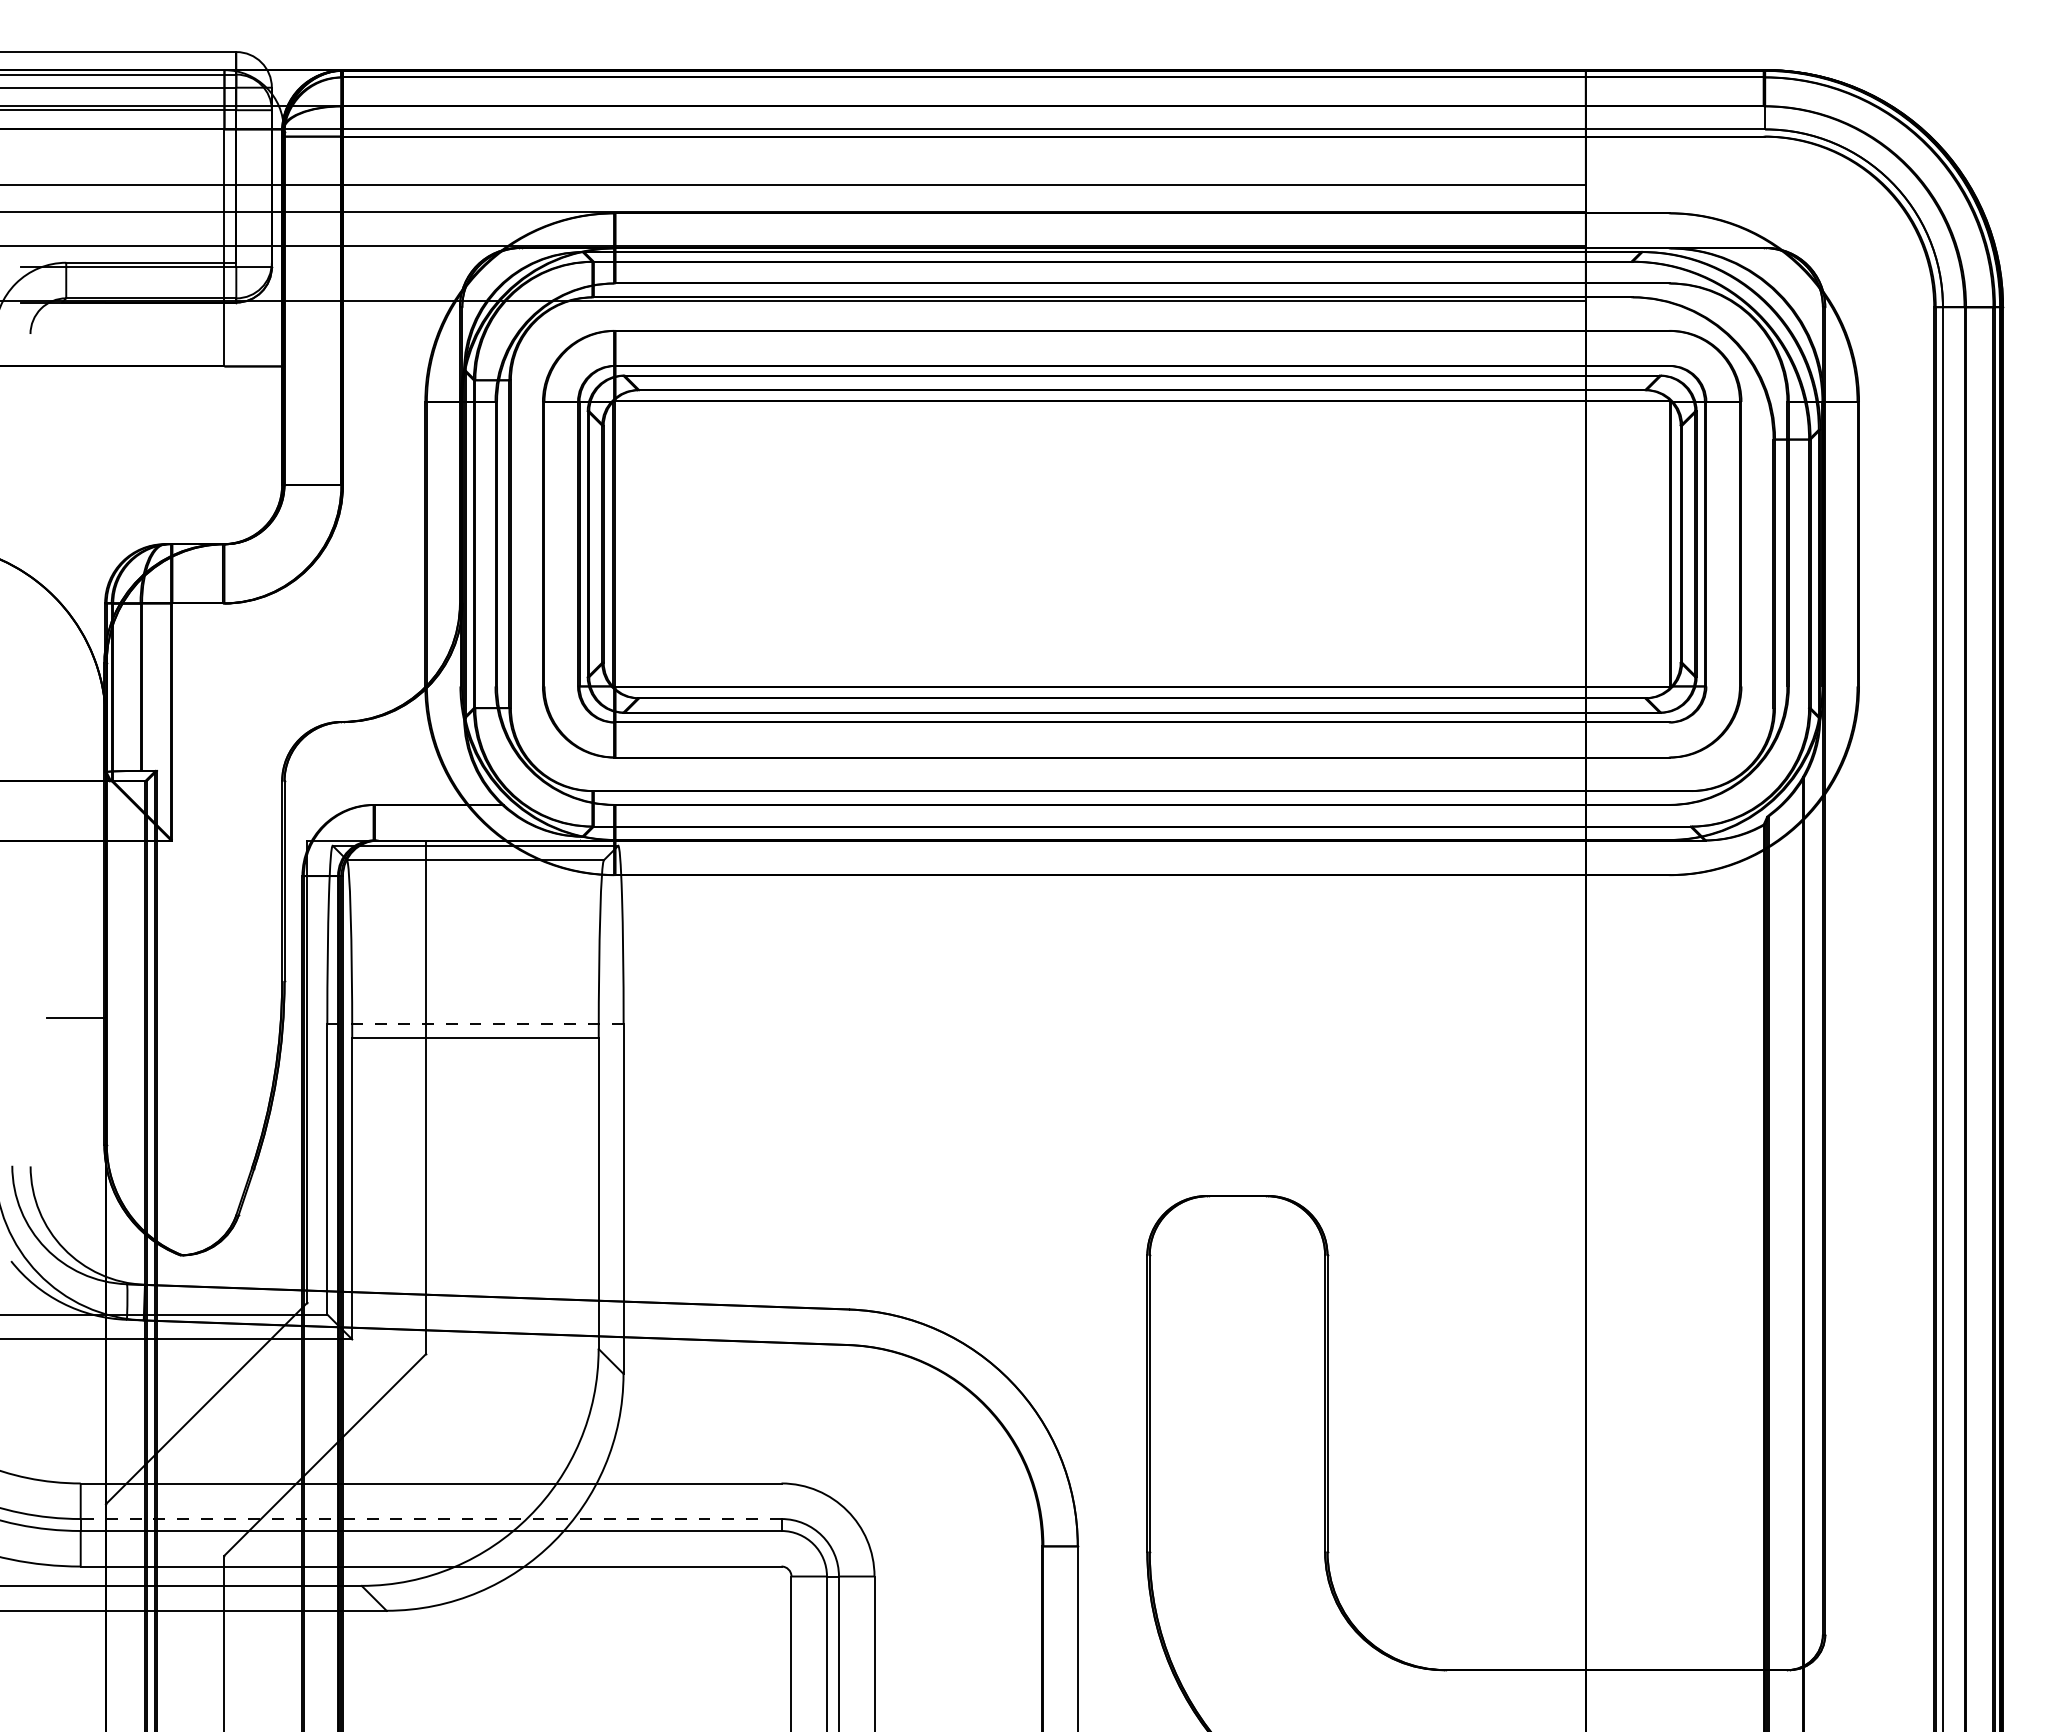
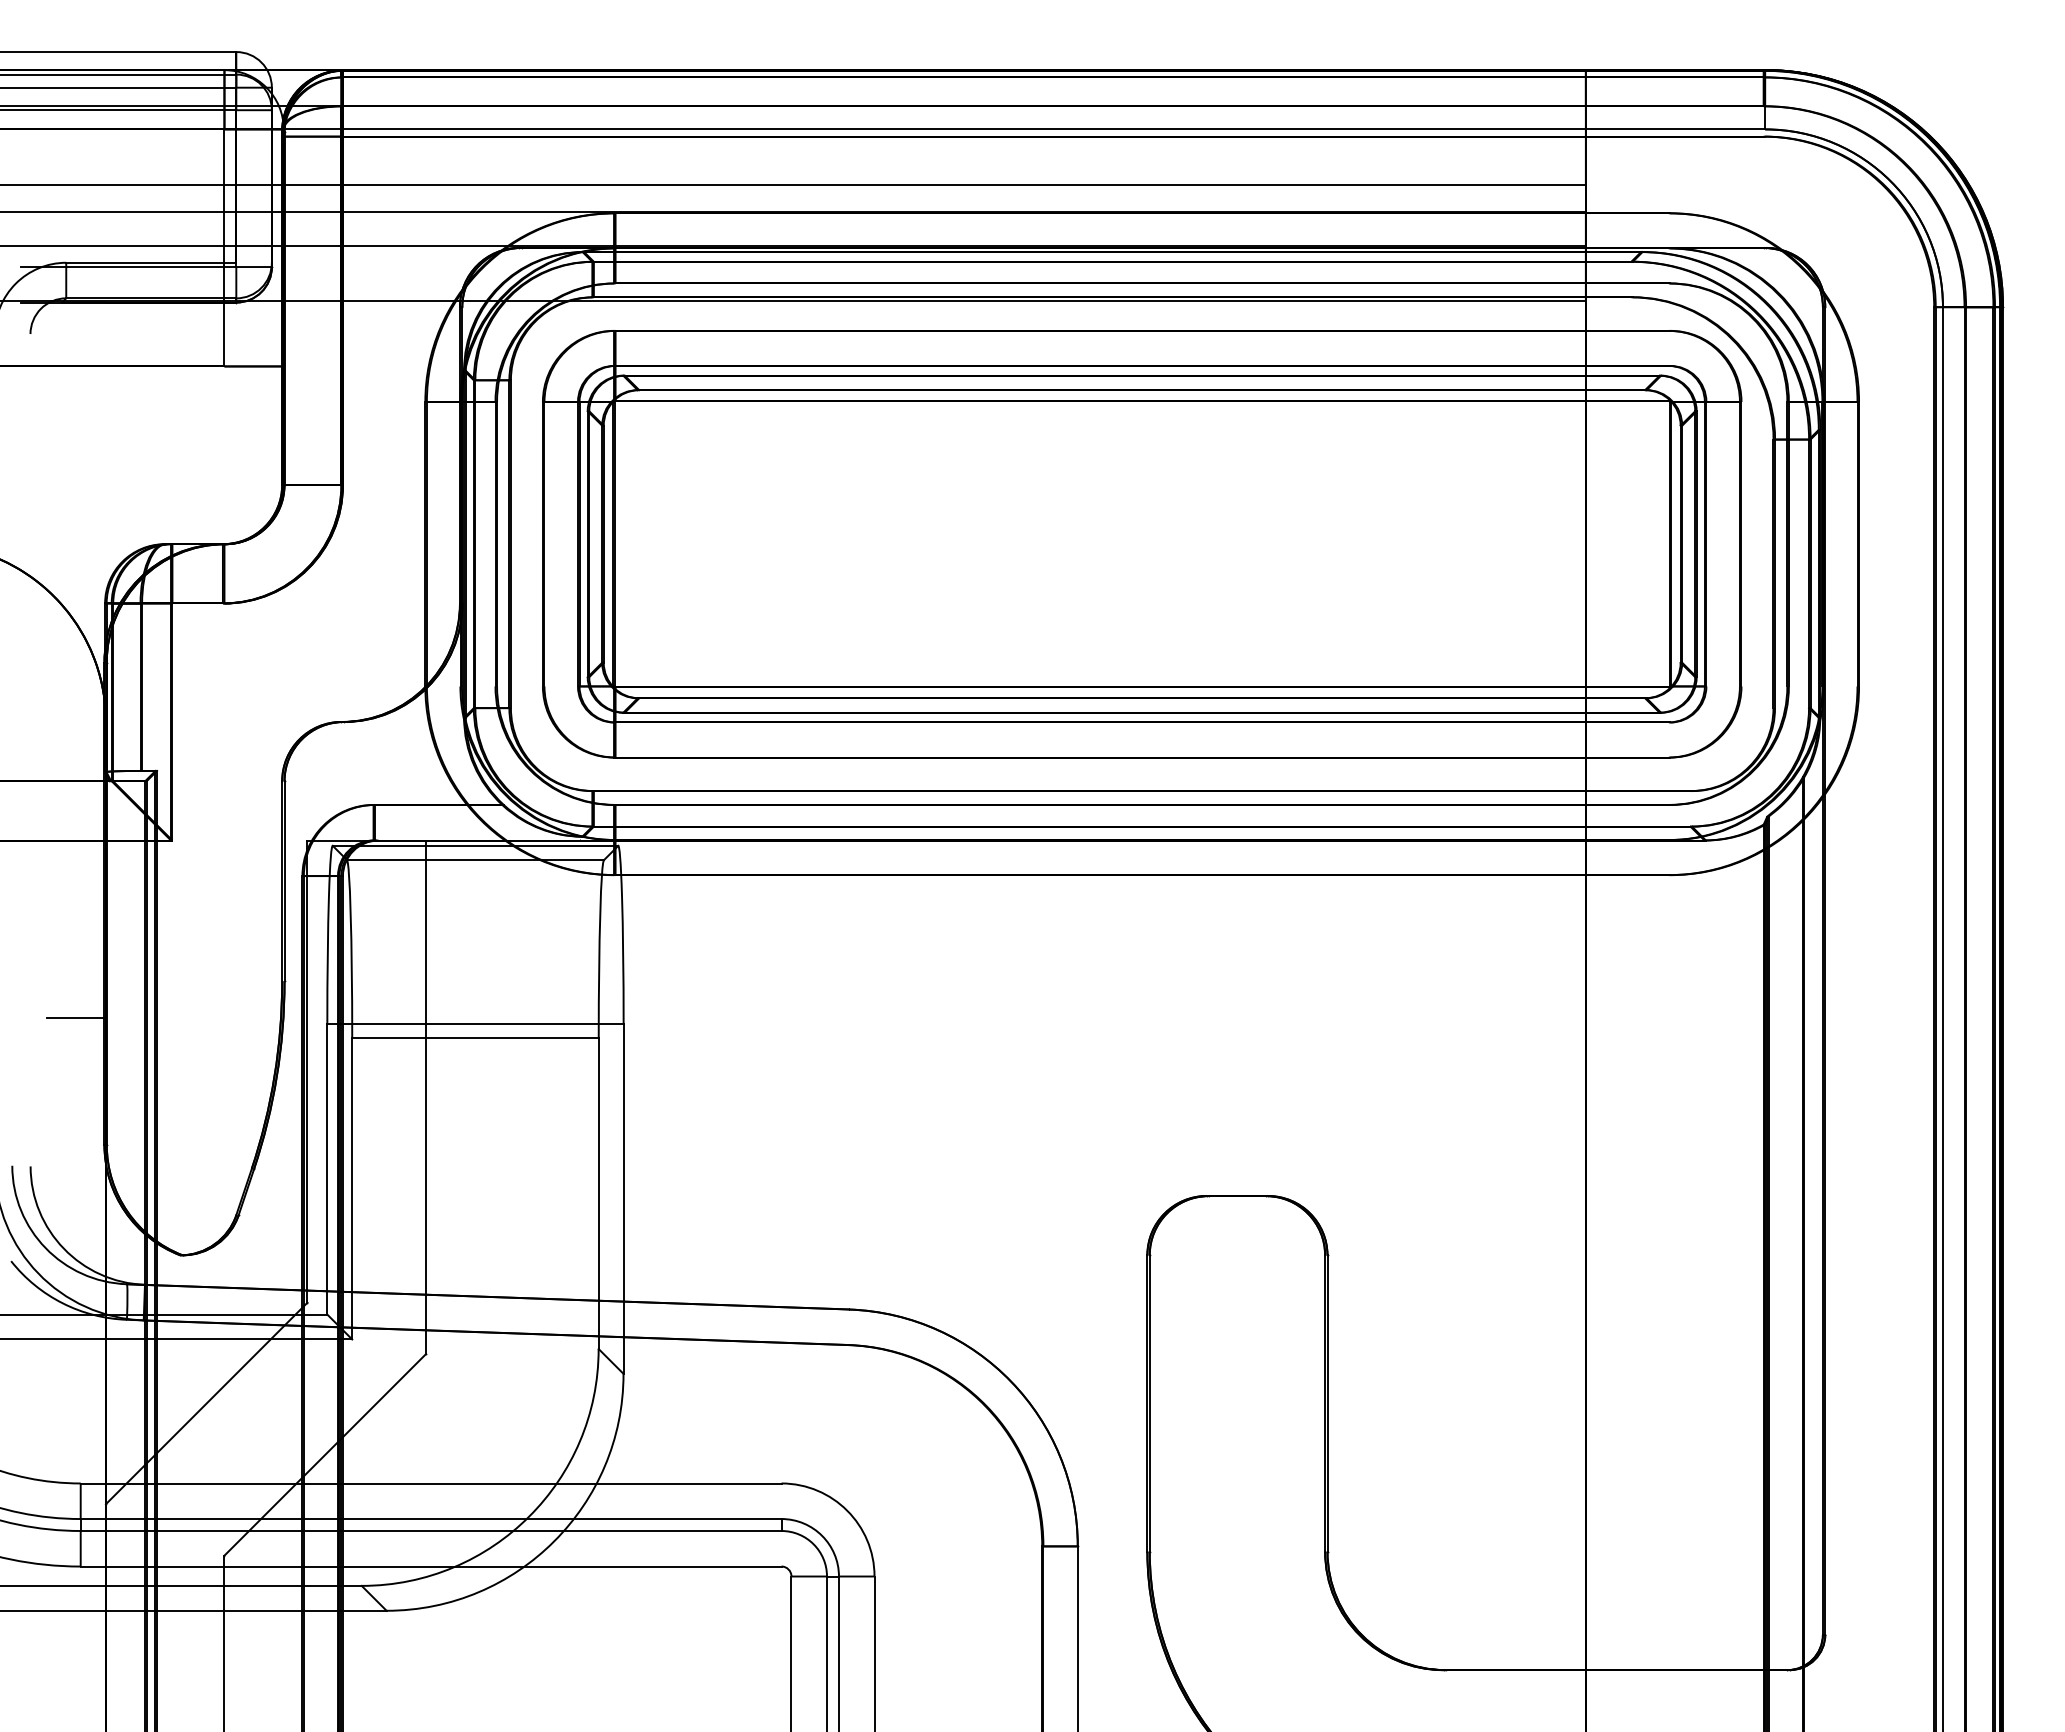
line: dashed -> solid (475, 1023)
line: dashed -> solid (430, 1519)
